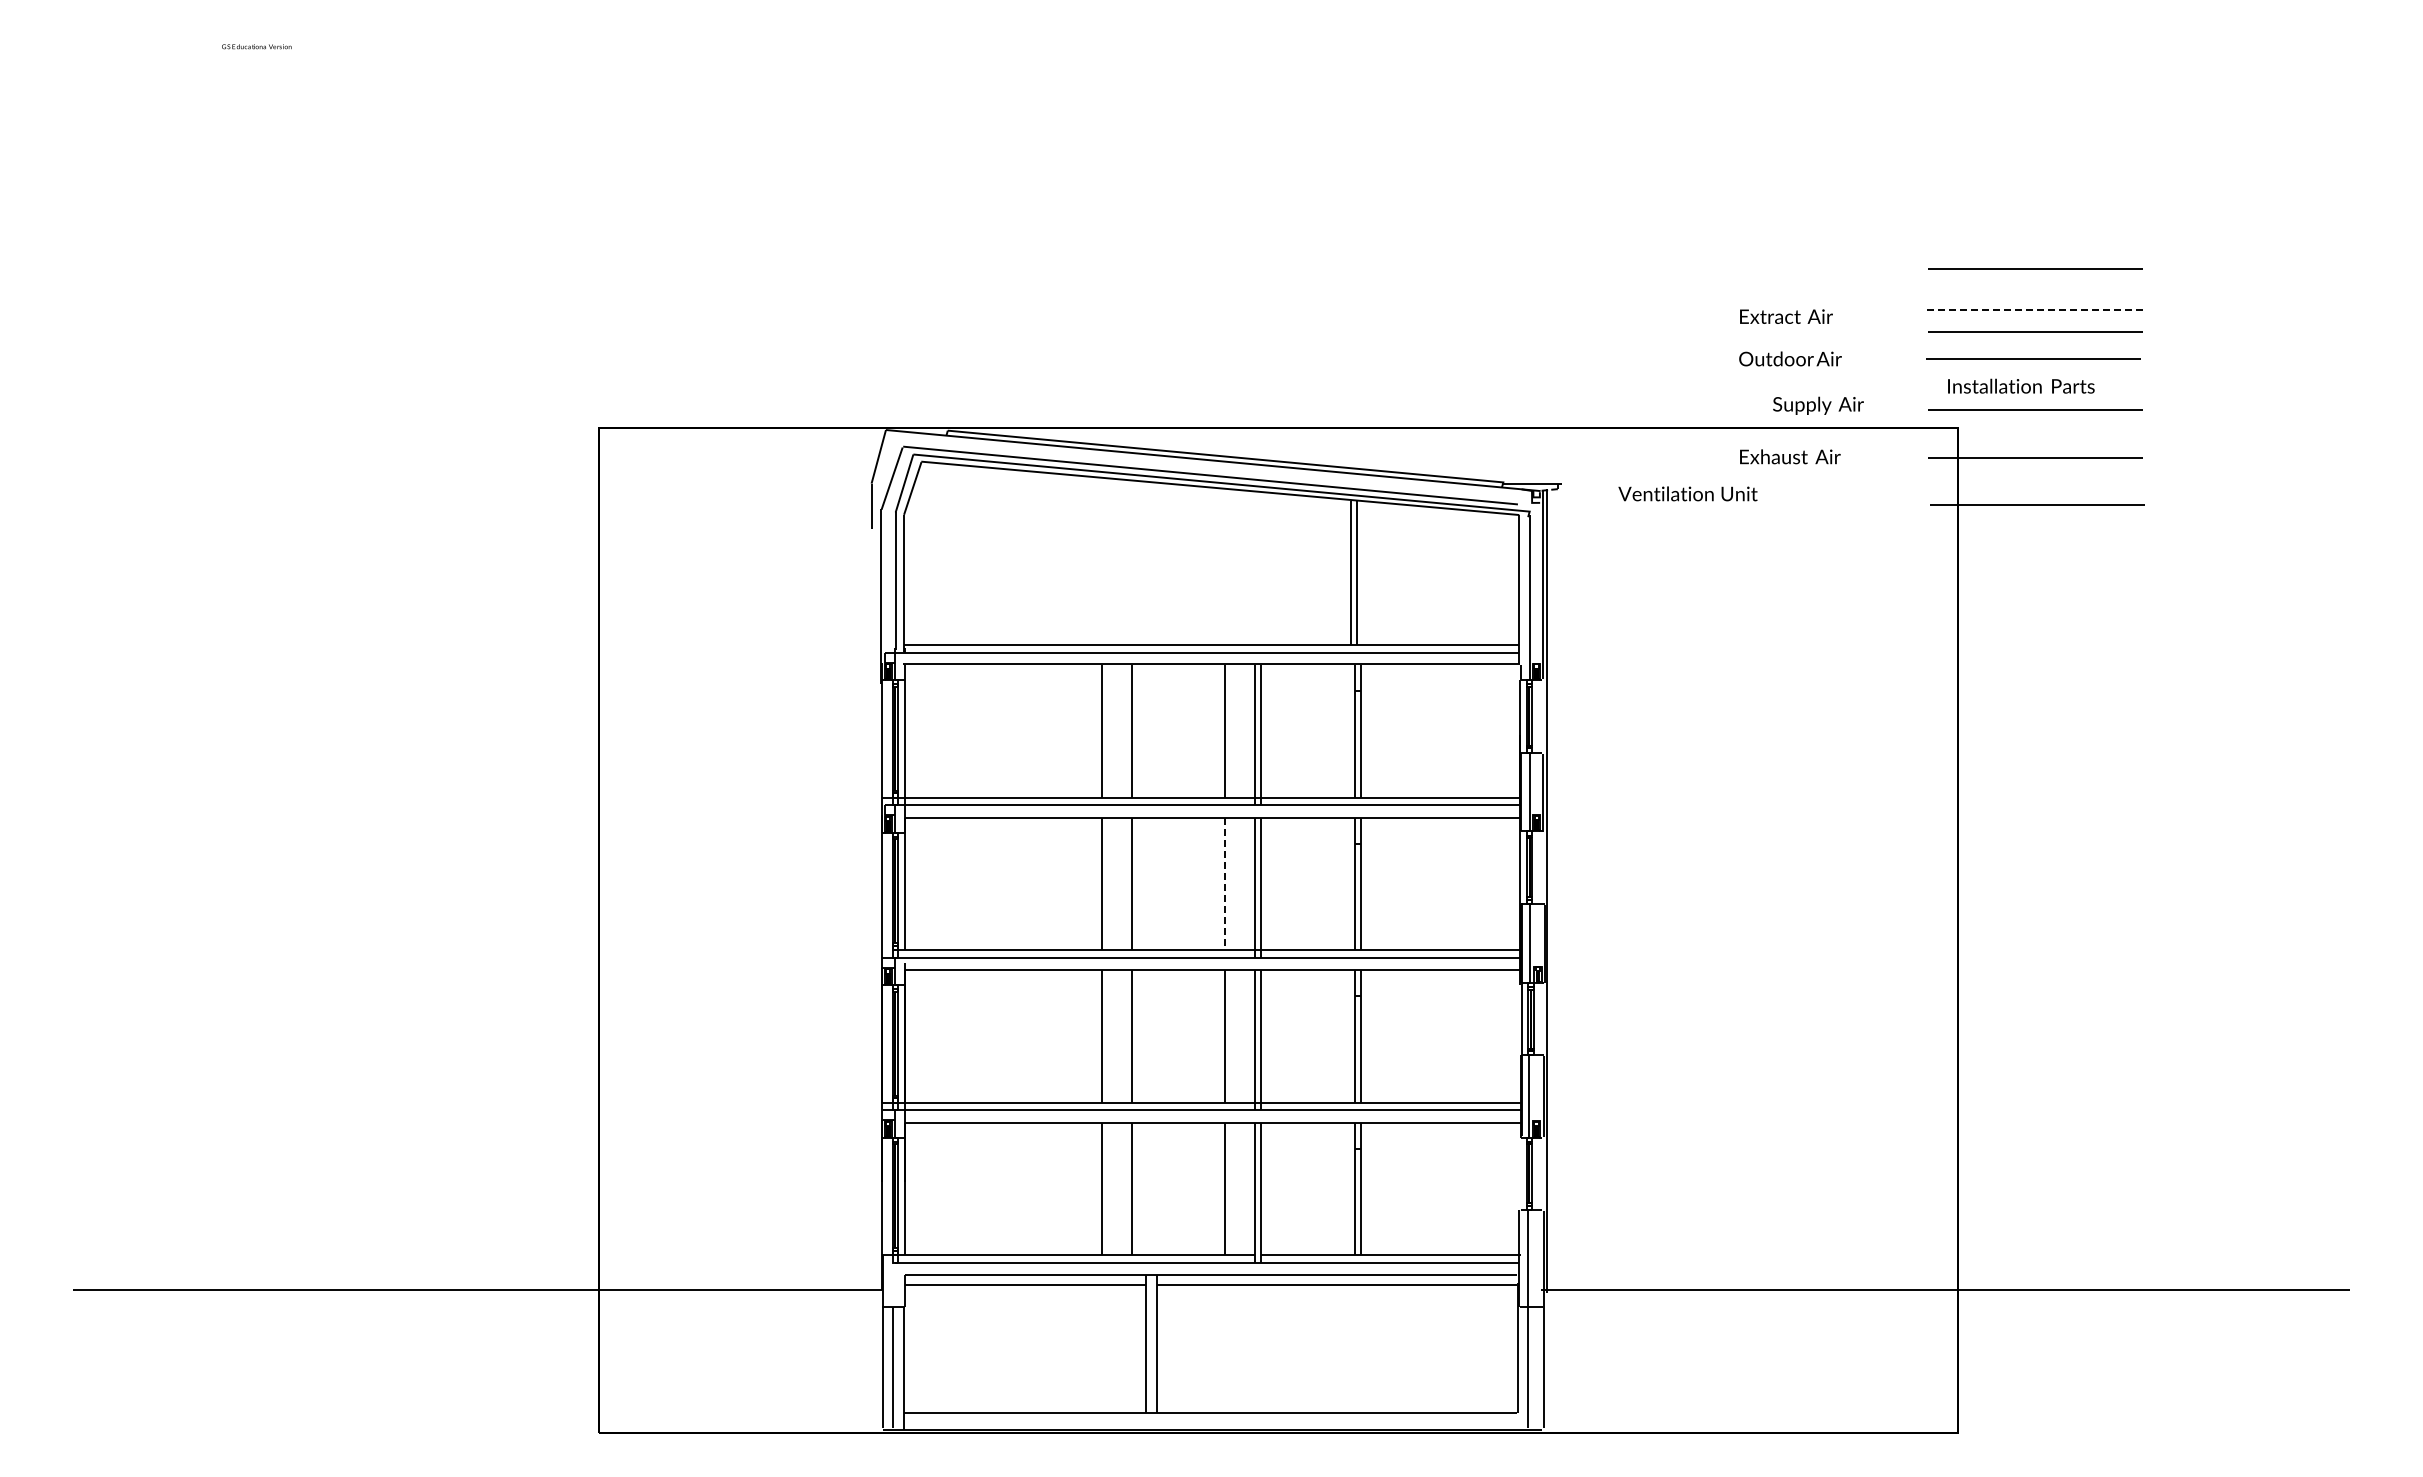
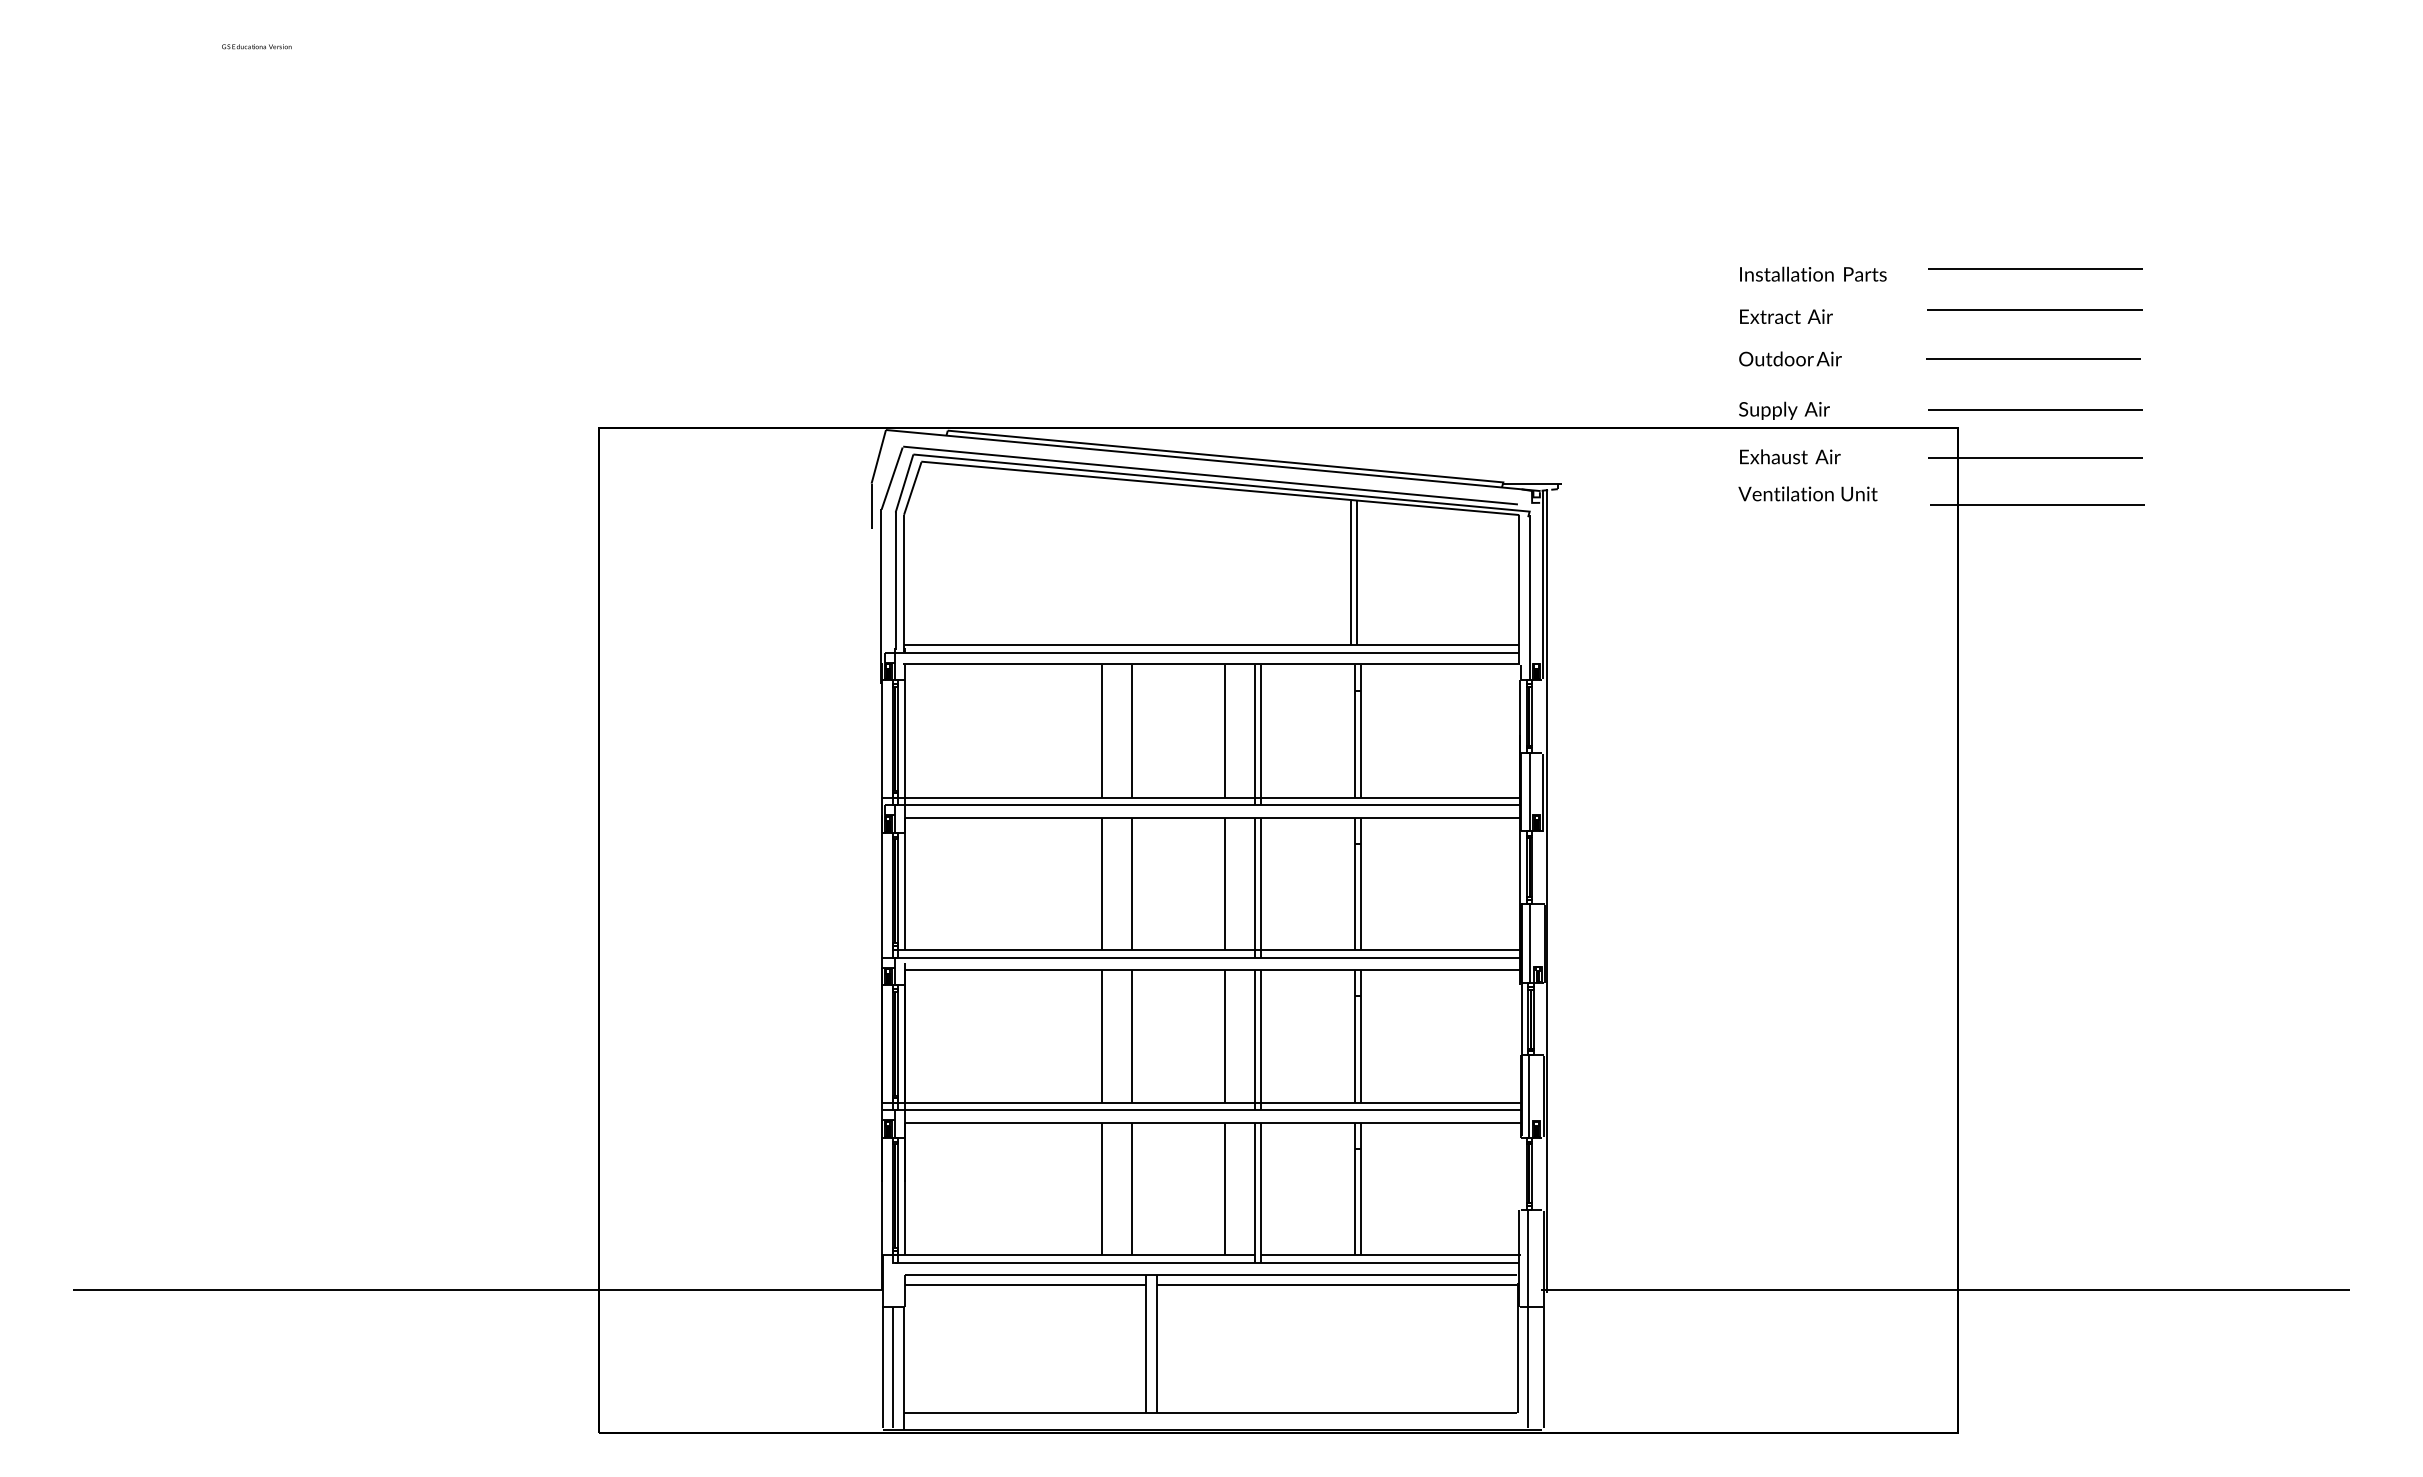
line: dashed -> solid (2034, 309)
line: present -> none (2035, 331)
text position: (2021, 385) -> (1813, 273) (1813, 273)
text position: (1818, 405) -> (1784, 410) (1784, 410)
text position: (1687, 493) -> (1807, 493) (1807, 493)
line: dashed -> solid (1224, 884)
